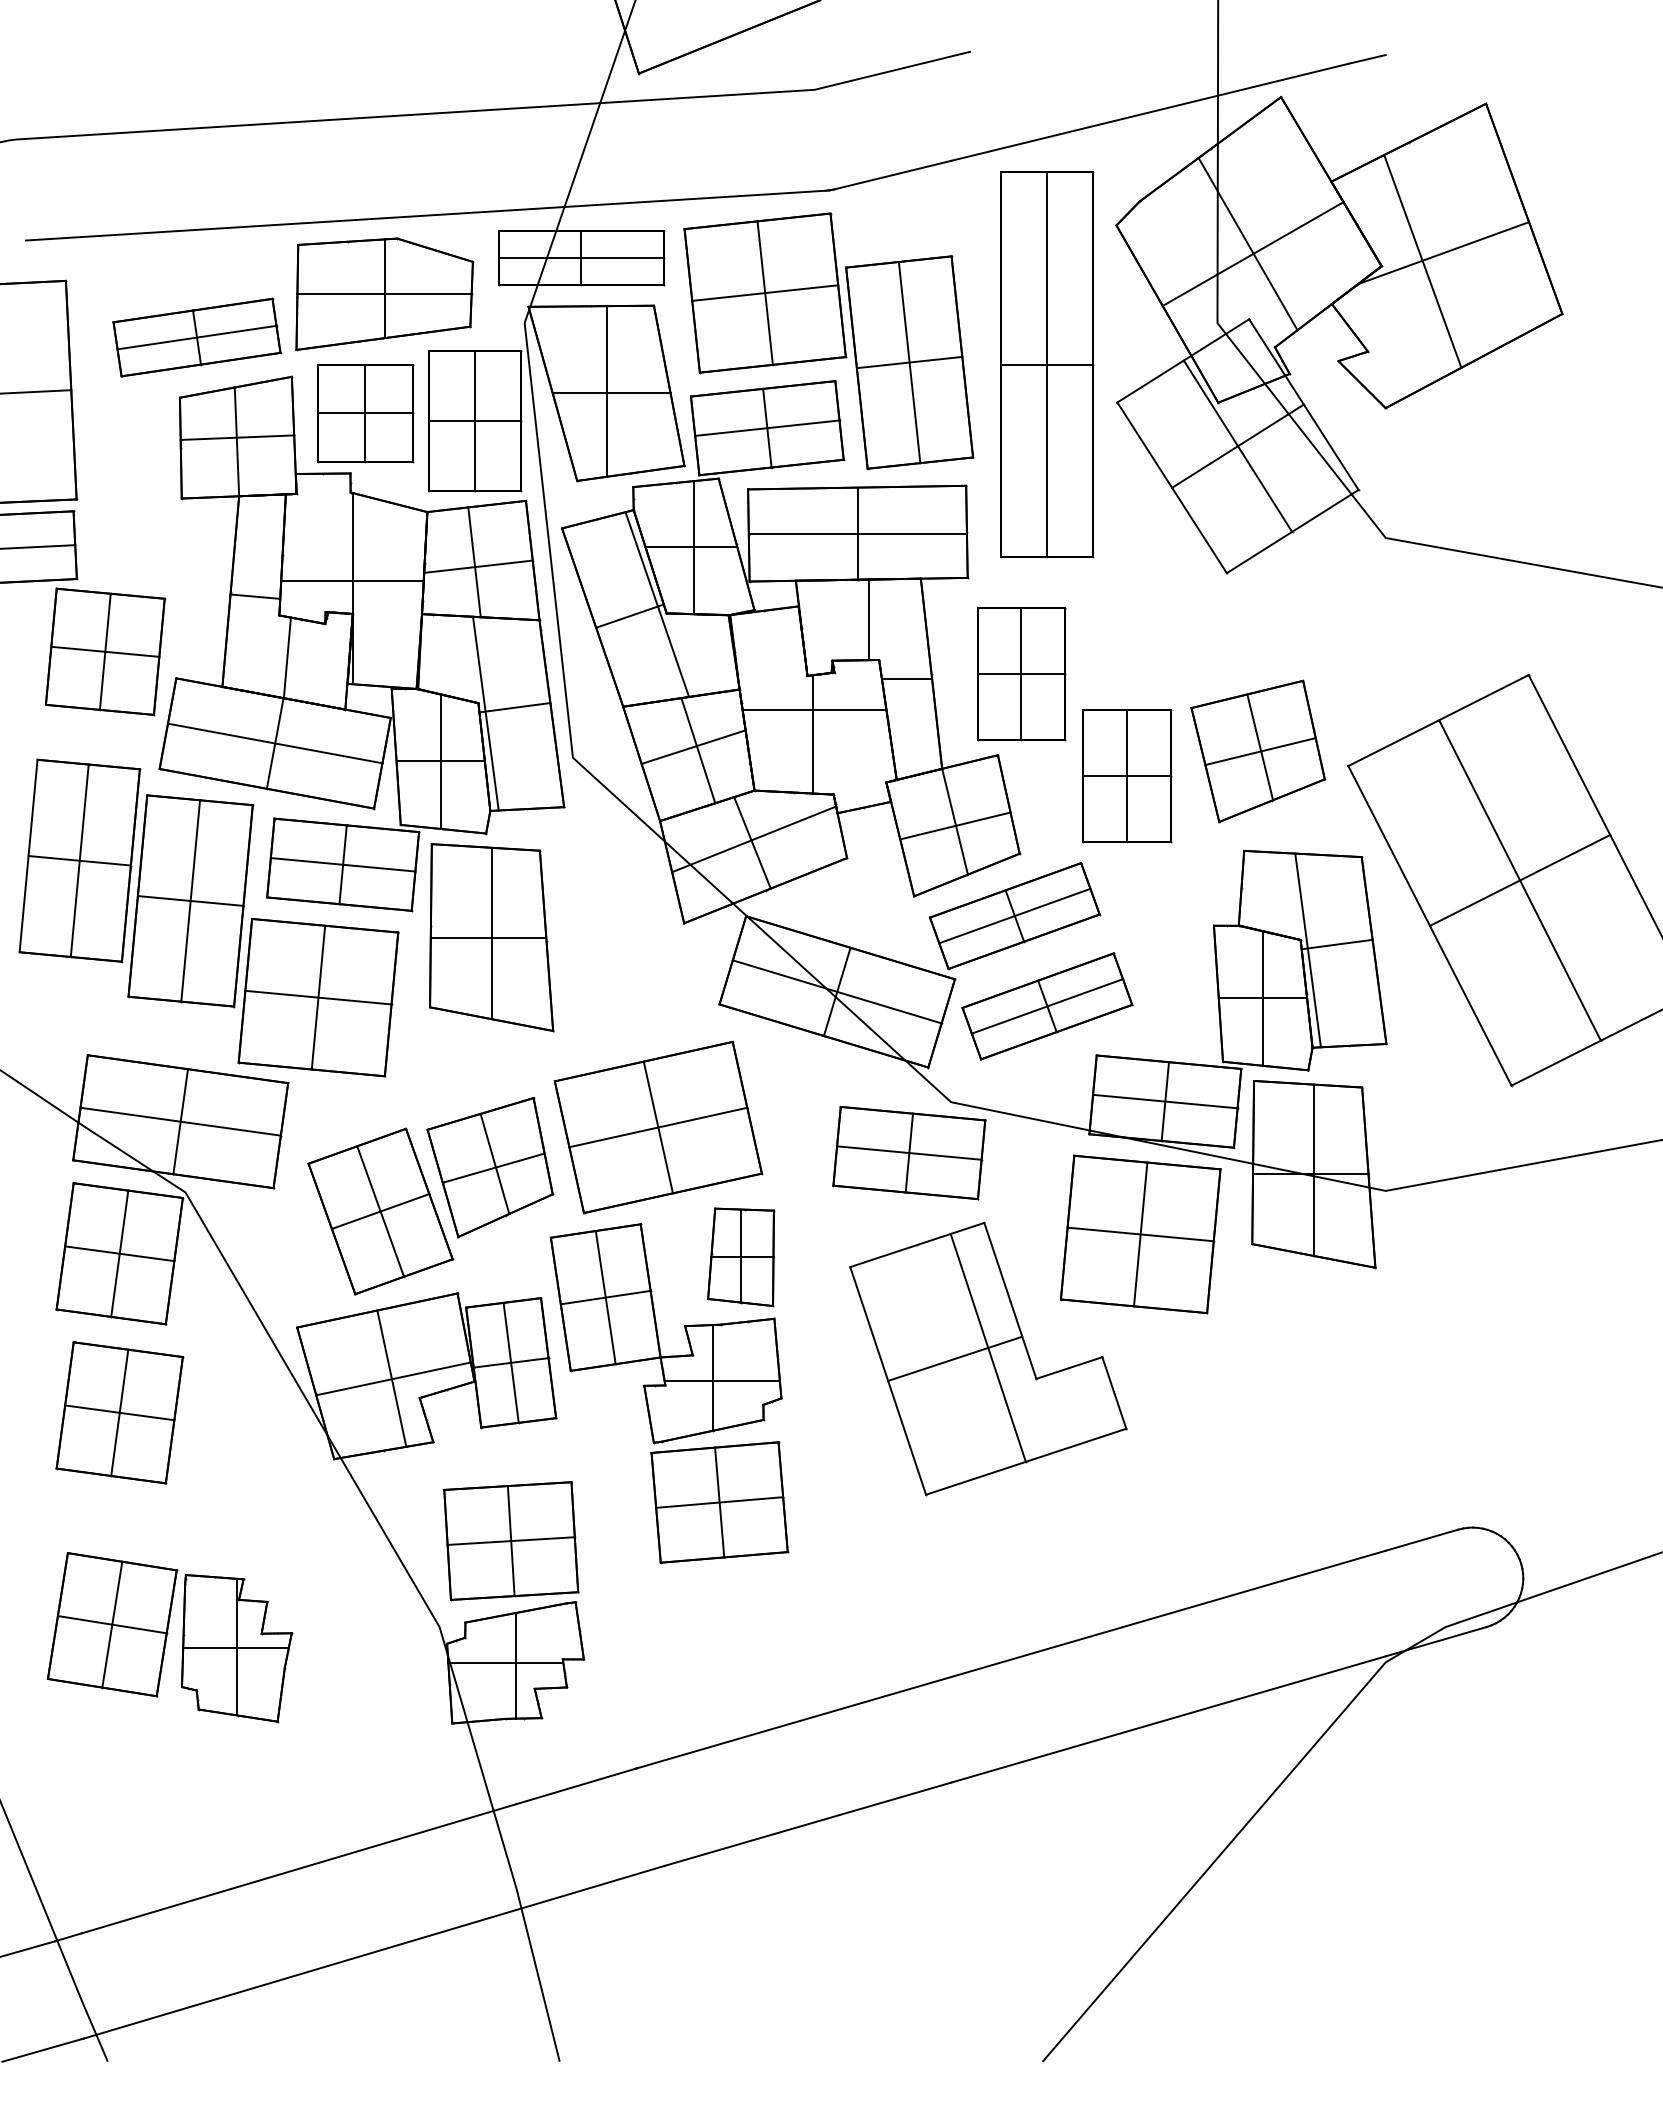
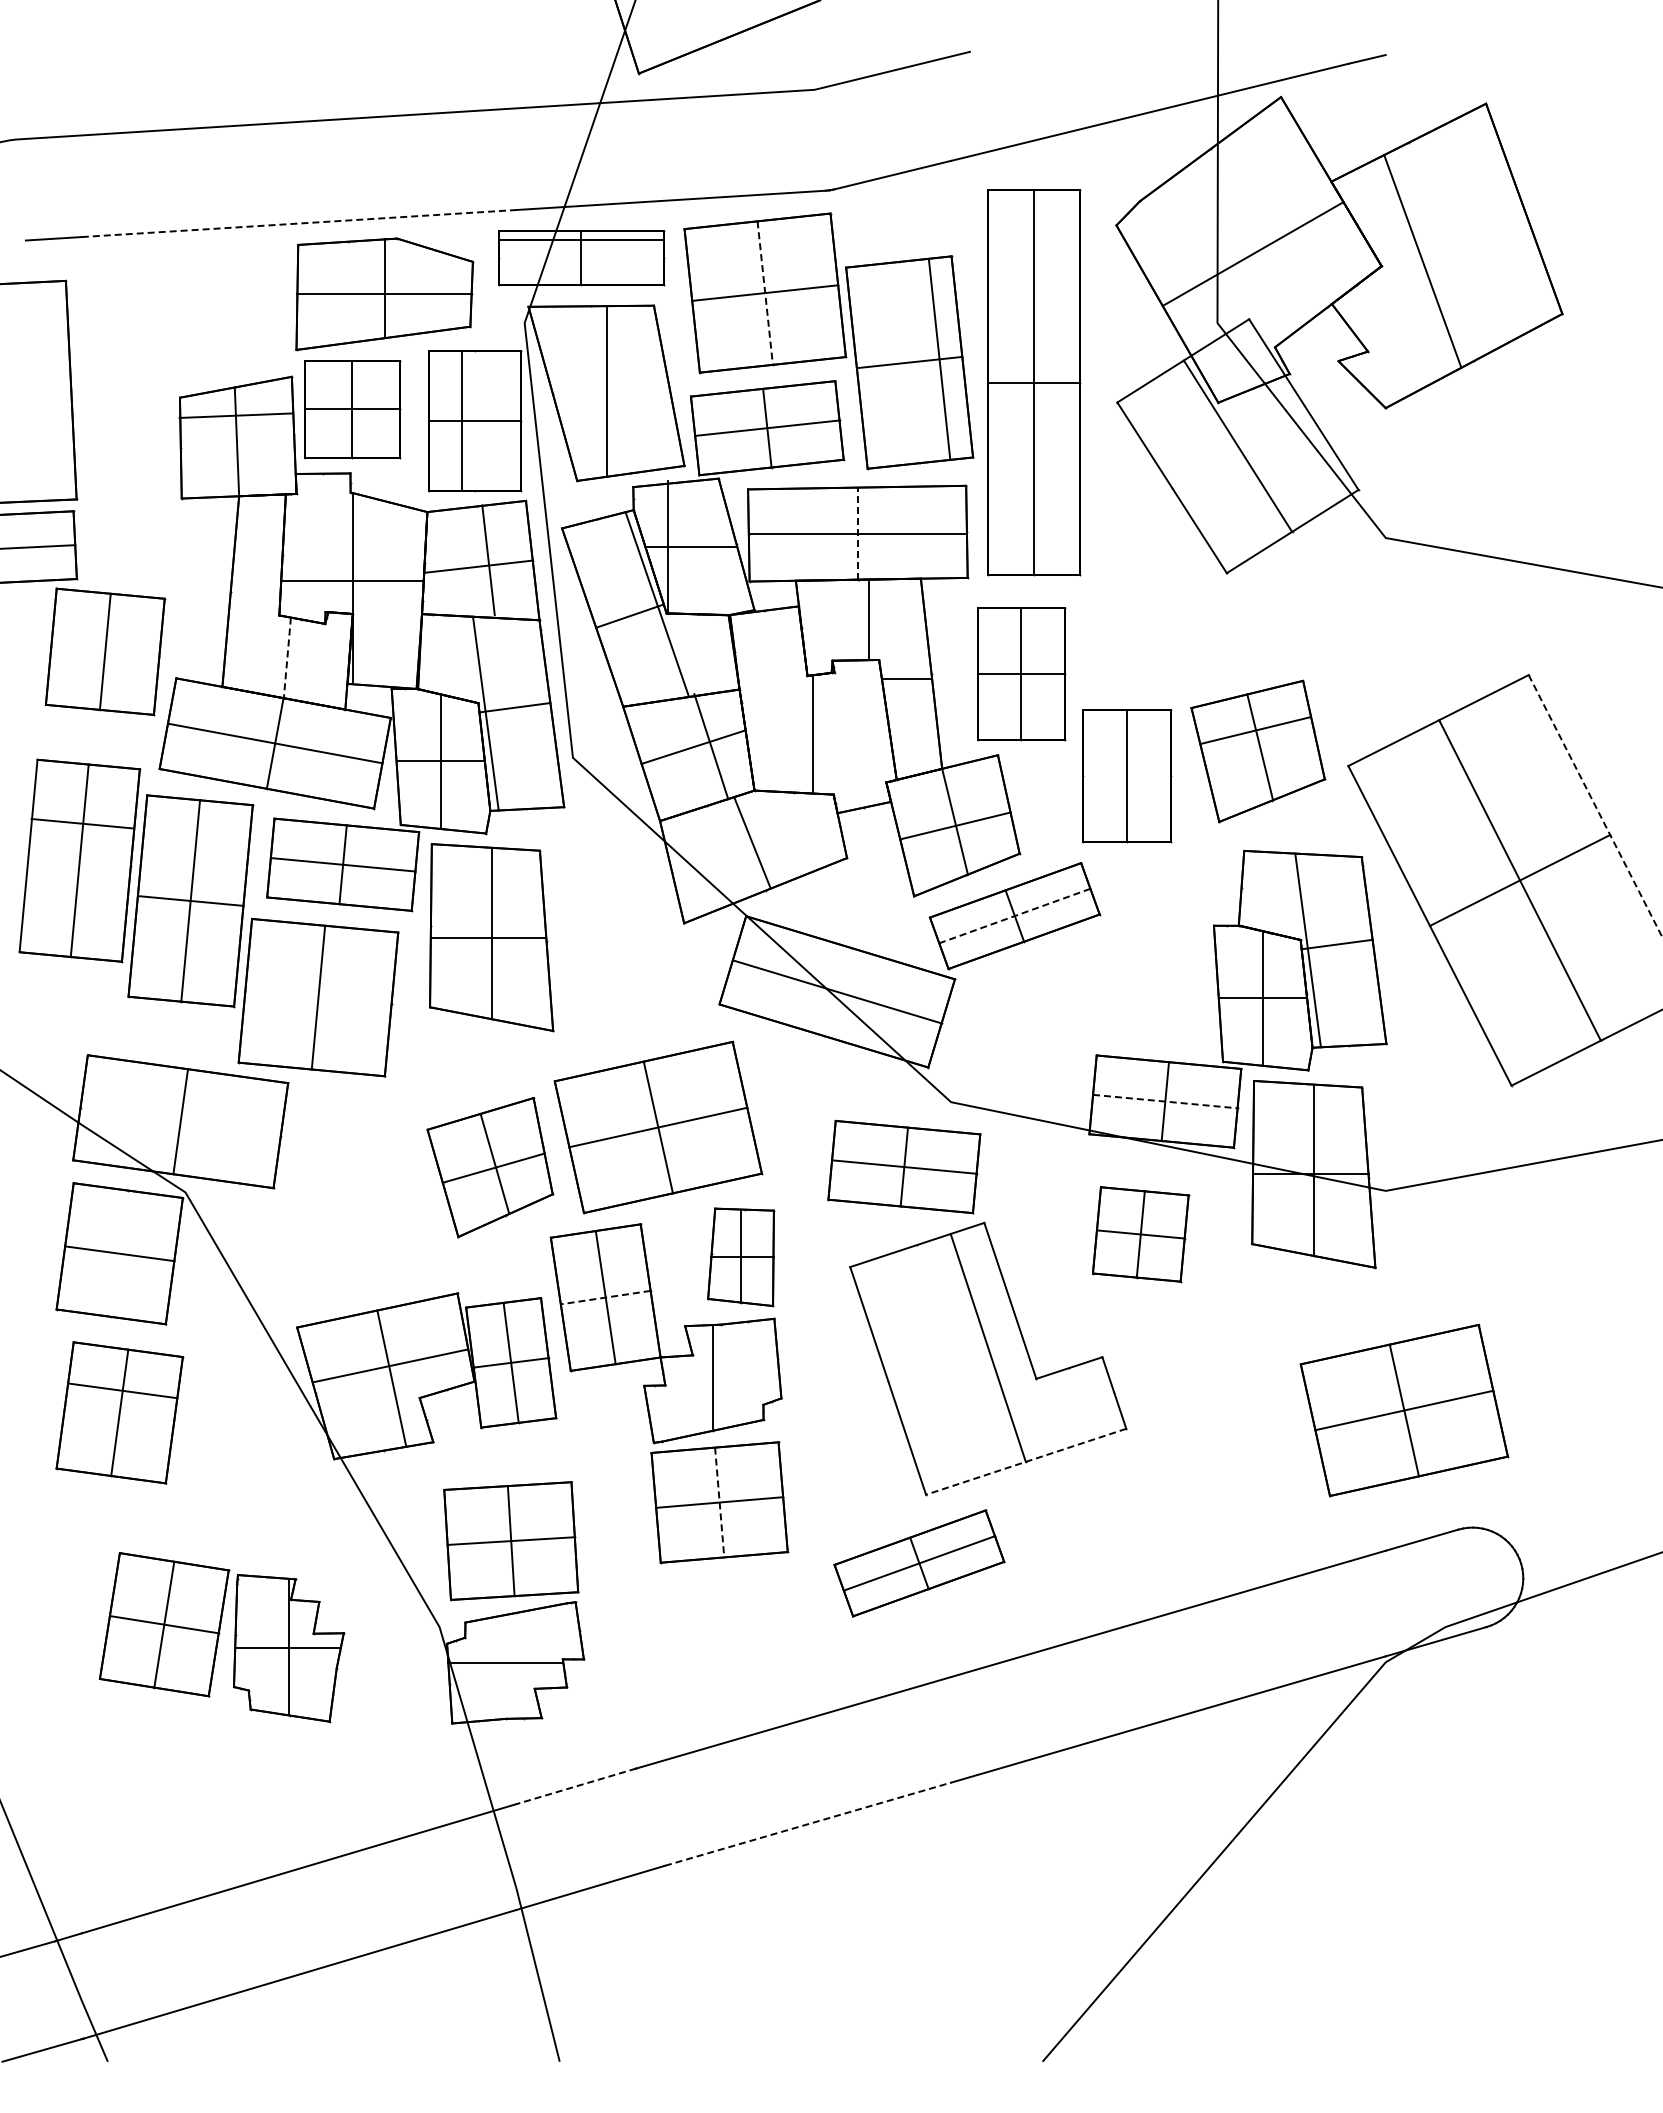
line: solid -> dashed (299, 223)
line: present -> none (1247, 243)
line: present -> none (1443, 253)
line position: (580, 257) -> (580, 239) (580, 239)
line: solid -> dashed (765, 293)
part: present -> none (197, 337)
line position: (909, 362) -> (939, 359) (939, 359)
part position: (1047, 364) -> (1034, 382) (1034, 382)
line: present -> none (36, 391)
line: present -> none (611, 393)
part position: (365, 413) -> (352, 409) (352, 409)
line position: (475, 420) -> (462, 420) (462, 420)
line position: (237, 437) -> (236, 415) (236, 415)
line: present -> none (1237, 445)
line: solid -> dashed (857, 533)
line position: (693, 547) -> (667, 547) (667, 547)
line position: (474, 562) -> (488, 560) (488, 560)
line: present -> none (255, 596)
line: present -> none (105, 651)
line: solid -> dashed (287, 658)
line: present -> none (814, 709)
line position: (698, 750) -> (711, 746) (711, 746)
line position: (1260, 751) -> (1255, 730) (1255, 730)
line: present -> none (1126, 775)
line: solid -> dashed (1595, 806)
line: present -> none (754, 839)
line position: (79, 860) -> (82, 823) (82, 823)
line: solid -> dashed (1014, 916)
line: present -> none (836, 991)
line: present -> none (318, 997)
part position: (1047, 1006) -> (919, 1563) (919, 1563)
line: solid -> dashed (1165, 1101)
line: present -> none (180, 1121)
part position: (909, 1152) -> (904, 1166) (904, 1166)
part: present -> none (380, 1211)
part size: 162x161 px -> 99x98 px (1141, 1234)
line: present -> none (119, 1253)
line: solid -> dashed (605, 1297)
line: present -> none (955, 1358)
line position: (393, 1378) -> (390, 1365) (390, 1365)
line: present -> none (721, 1380)
part: none -> present (1404, 1410)
line position: (119, 1412) -> (122, 1390) (122, 1390)
line: solid -> dashed (1025, 1461)
line: solid -> dashed (719, 1503)
part position: (169, 1637) -> (221, 1637) (221, 1637)
line: present -> none (515, 1665)
line: solid -> dashed (575, 1786)
line: solid -> dashed (808, 1824)
